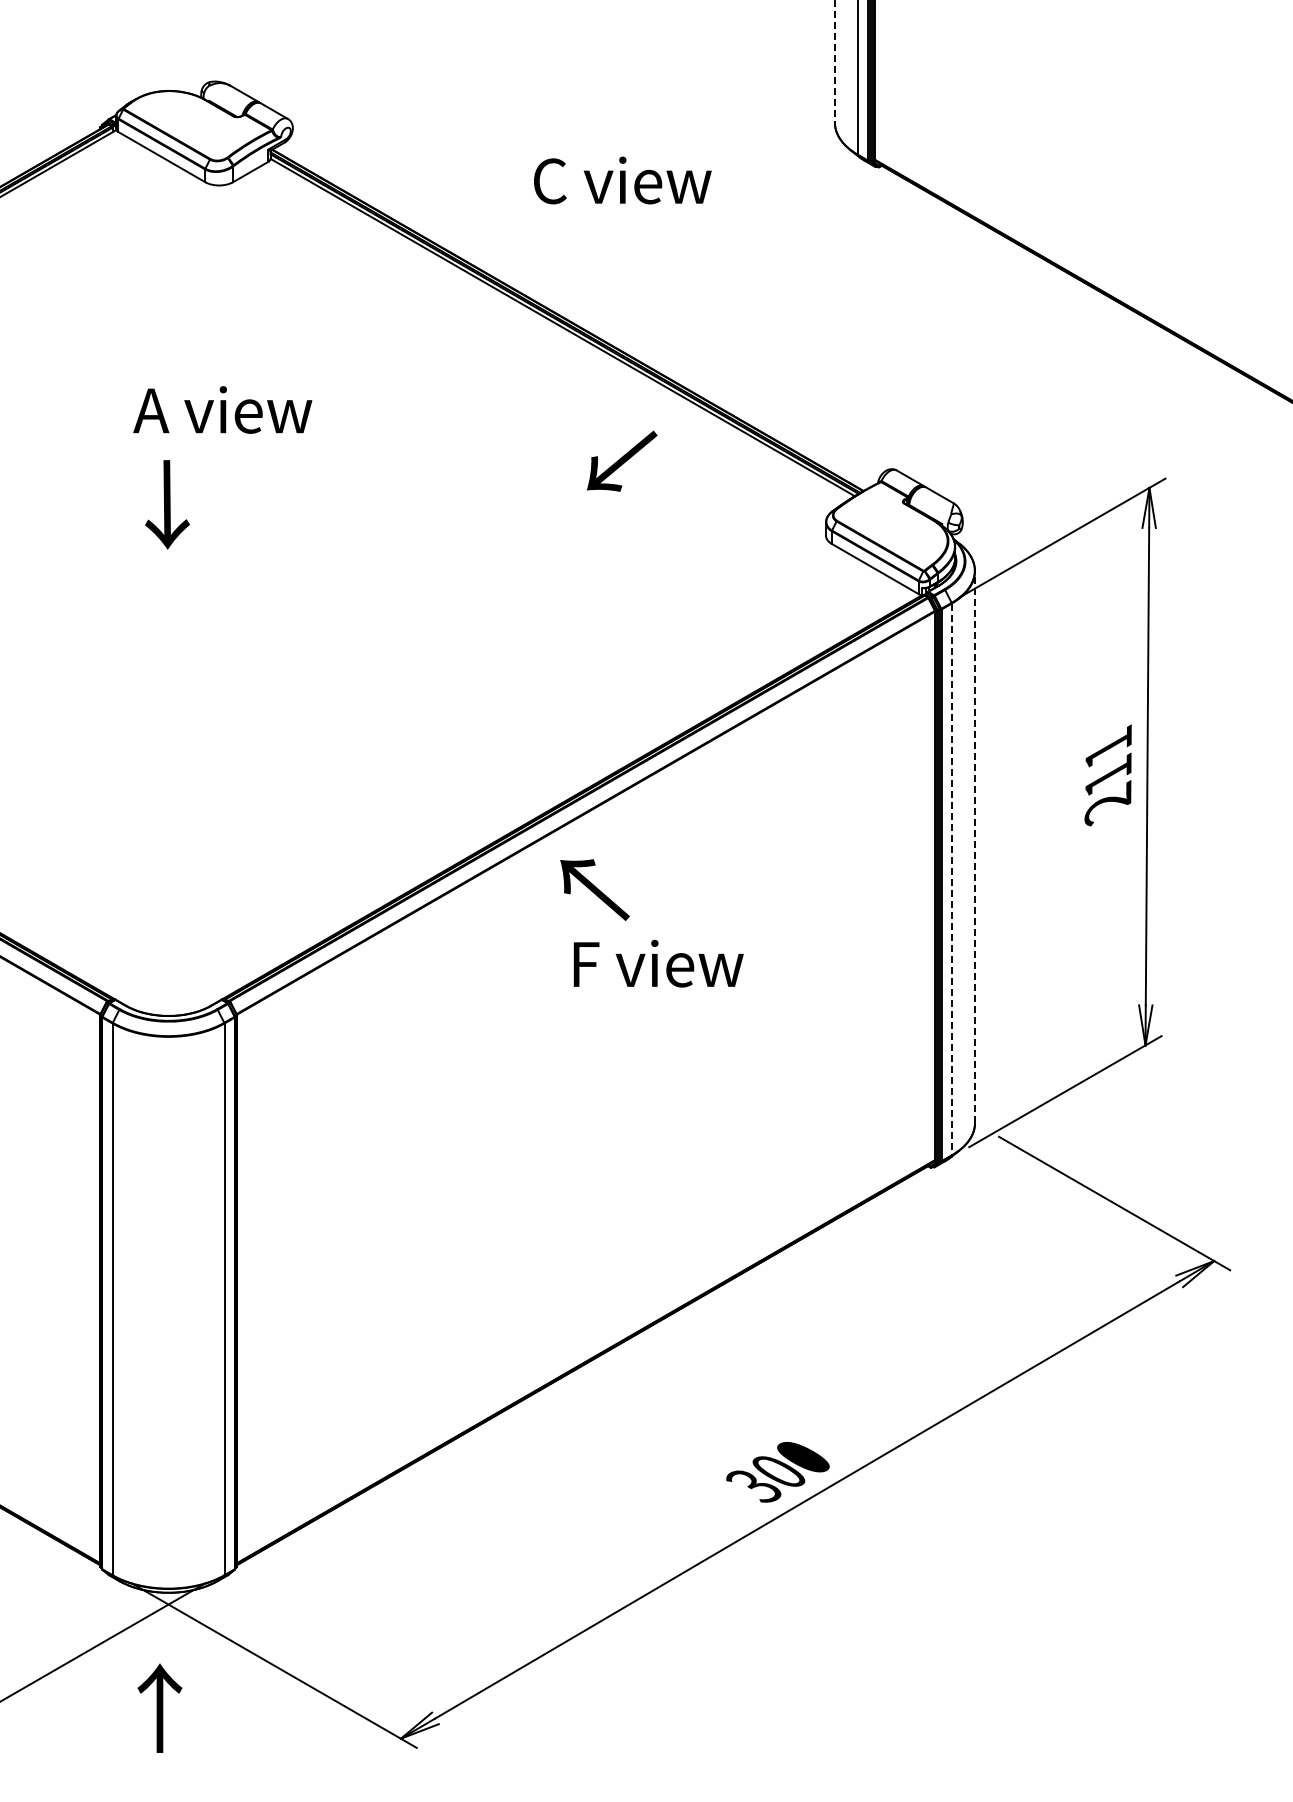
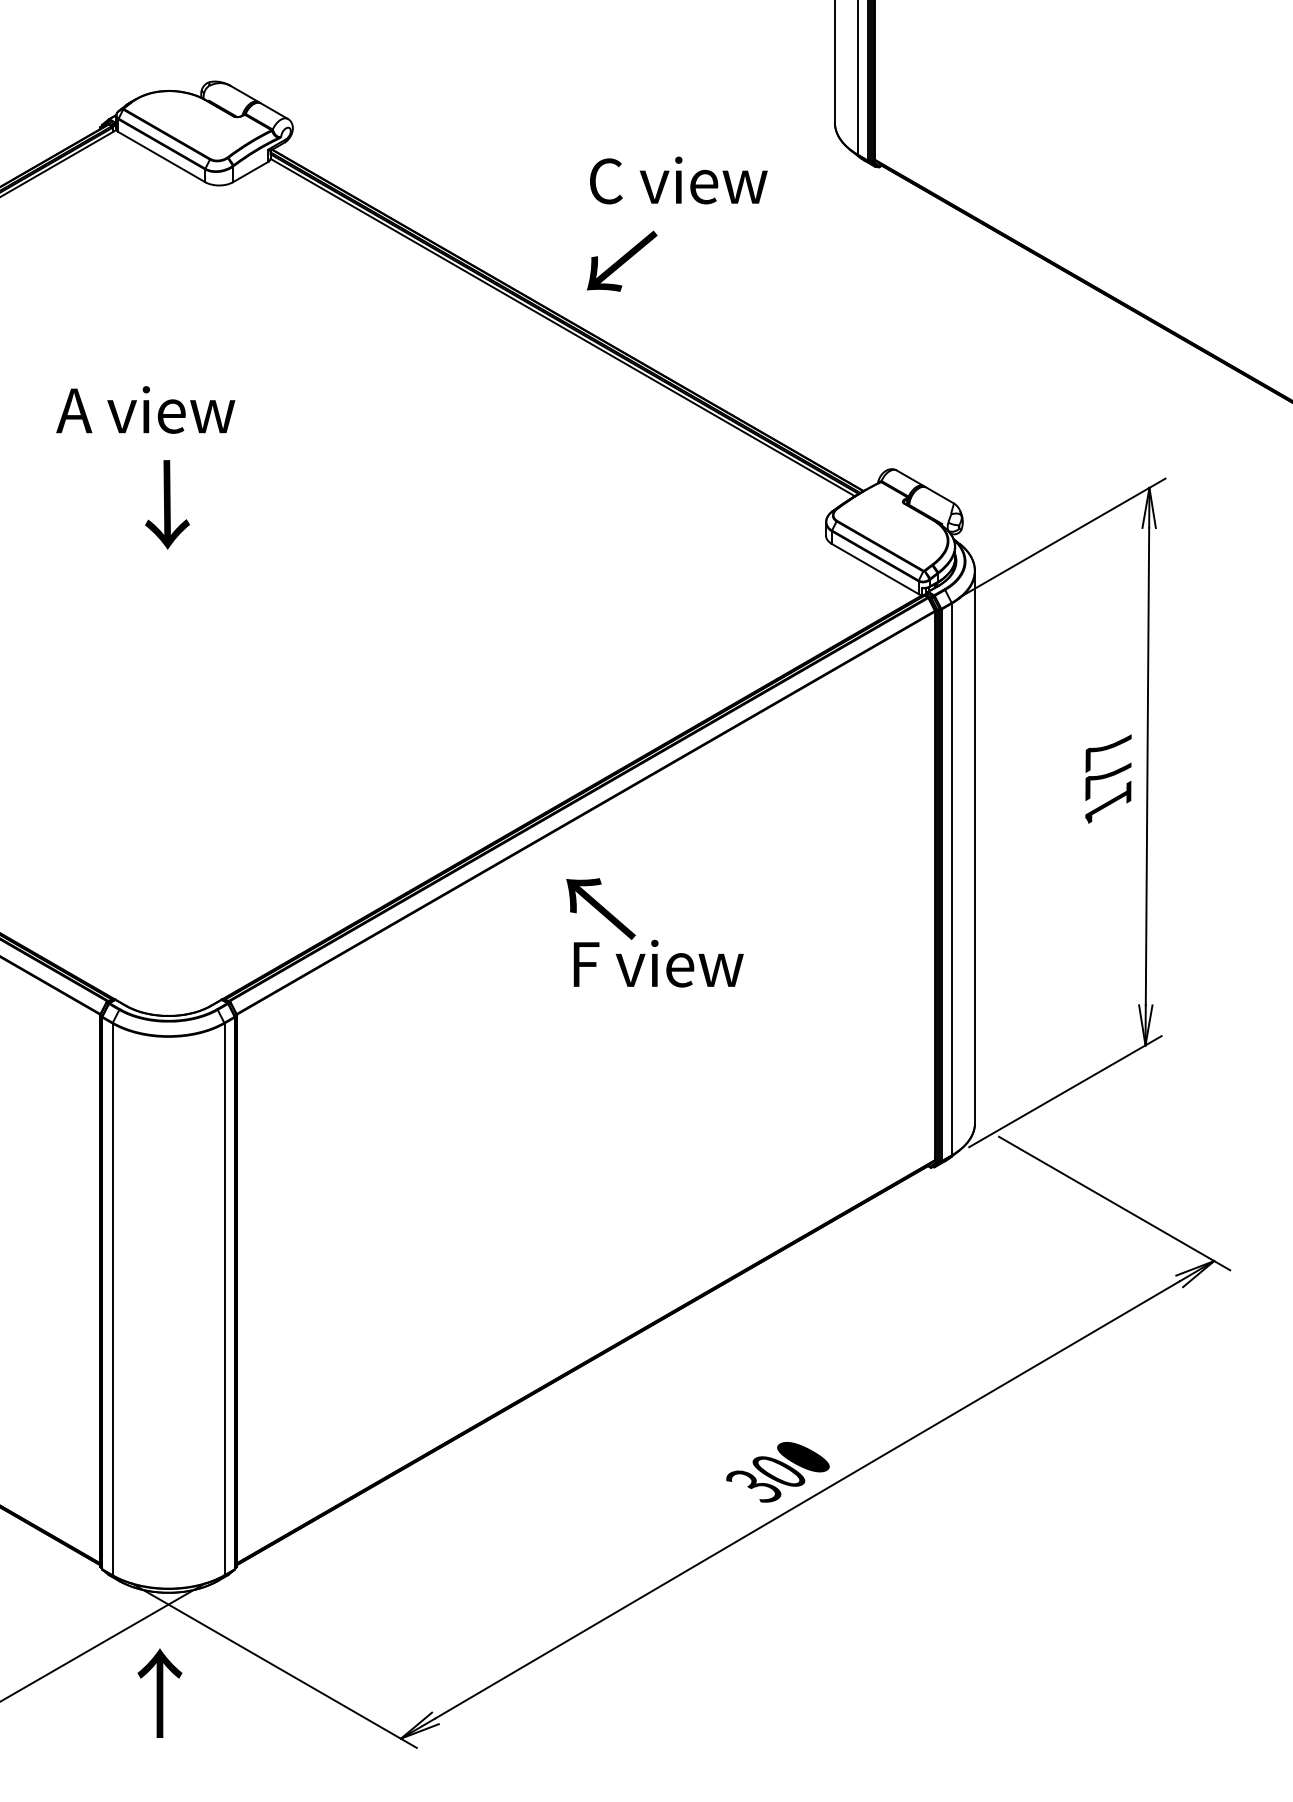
line: dashed -> solid (834, 61)
text position: (622, 180) -> (678, 180) (678, 180)
text position: (222, 409) -> (145, 409) (145, 409)
text position: (621, 460) -> (621, 260) (621, 260)
text: 211 -> 177 (1107, 775)
line: dashed -> solid (975, 847)
line: dashed -> solid (951, 879)
text position: (594, 889) -> (600, 908) (600, 908)
text position: (159, 1707) -> (159, 1692) (159, 1692)
